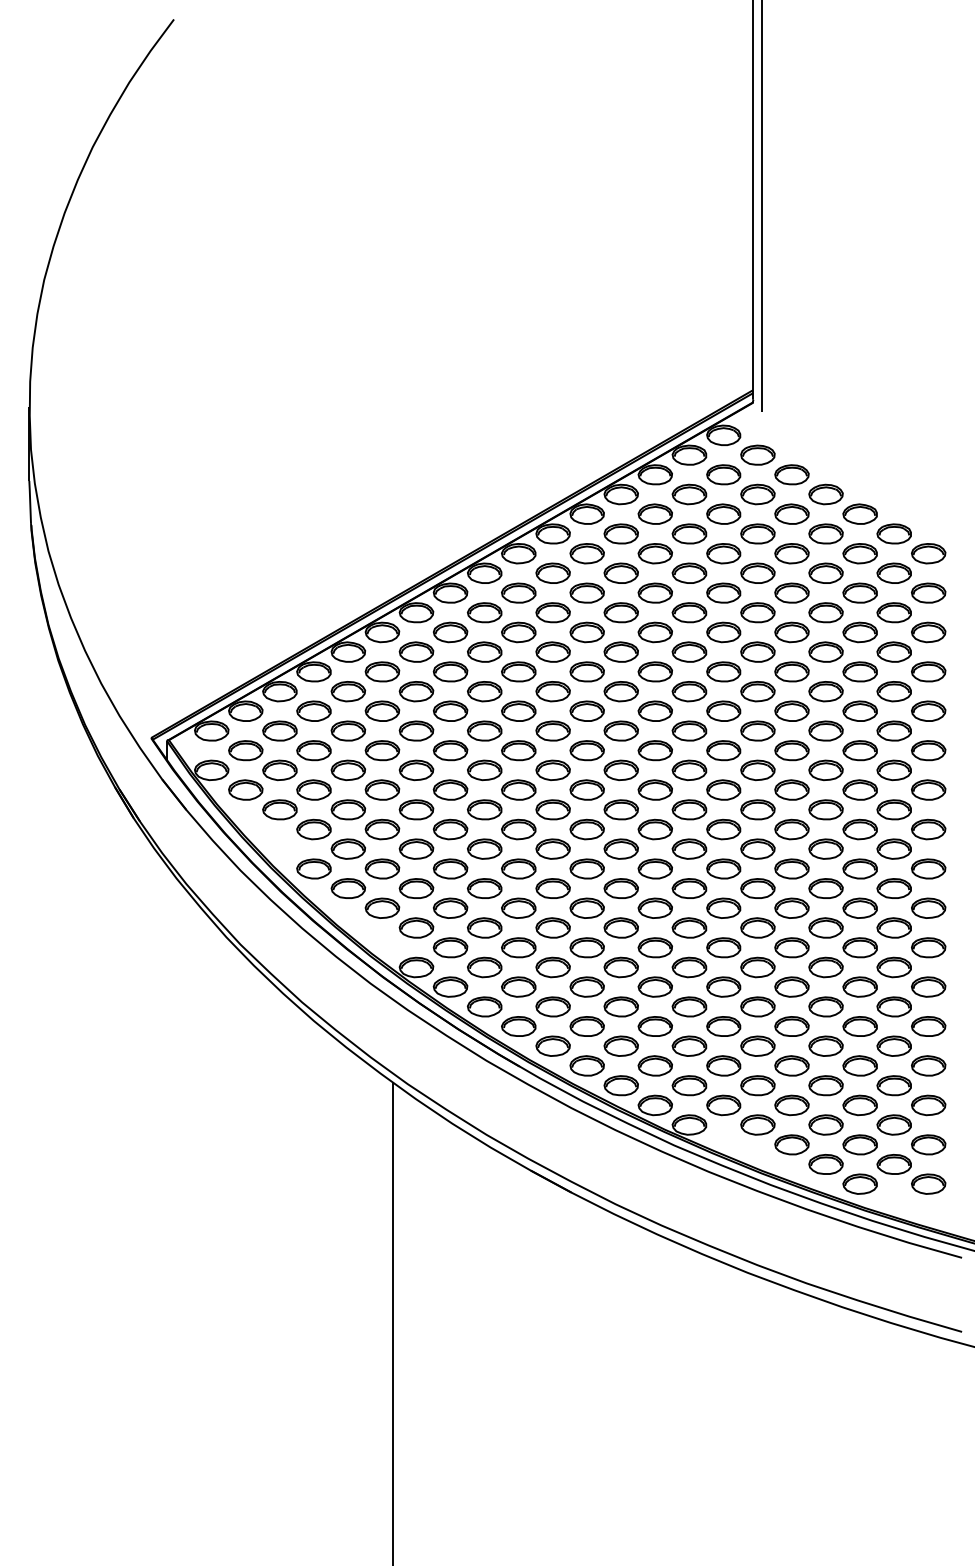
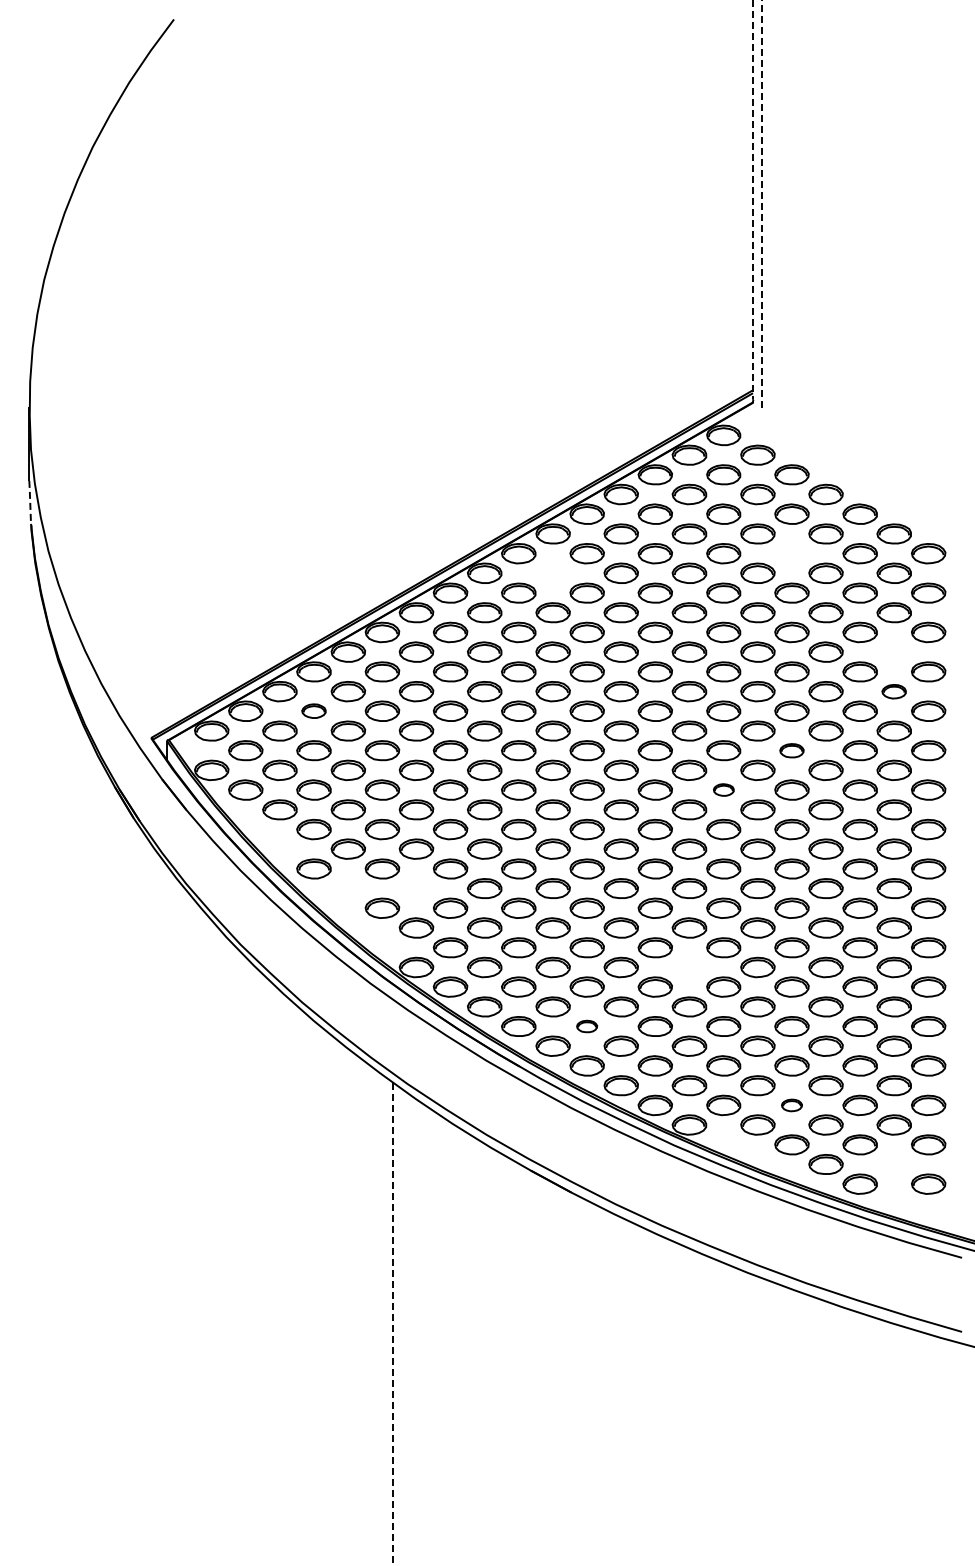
line: solid -> dashed (753, 200)
line: solid -> dashed (761, 206)
line: solid -> dashed (30, 503)
part: present -> none (791, 553)
part: present -> none (552, 572)
part: present -> none (893, 651)
part size: 36x22 px -> 26x16 px (893, 691)
part size: 36x22 px -> 26x16 px (313, 710)
part size: 36x22 px -> 26x16 px (791, 750)
part size: 36x22 px -> 22x14 px (723, 789)
part: present -> none (348, 888)
part: present -> none (416, 888)
part: present -> none (689, 967)
part size: 36x21 px -> 22x15 px (586, 1026)
part size: 36x23 px -> 22x15 px (791, 1105)
part: present -> none (893, 1164)
line: solid -> dashed (392, 1324)
